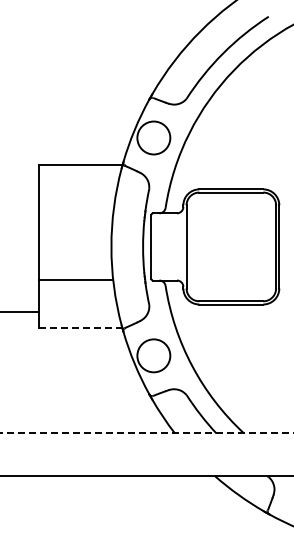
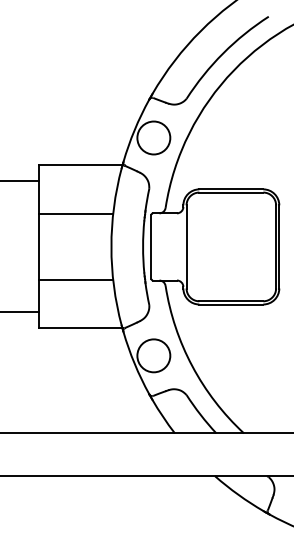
line: none -> present (20, 181)
line: none -> present (76, 213)
line: dashed -> solid (80, 328)
line: dashed -> solid (147, 433)
